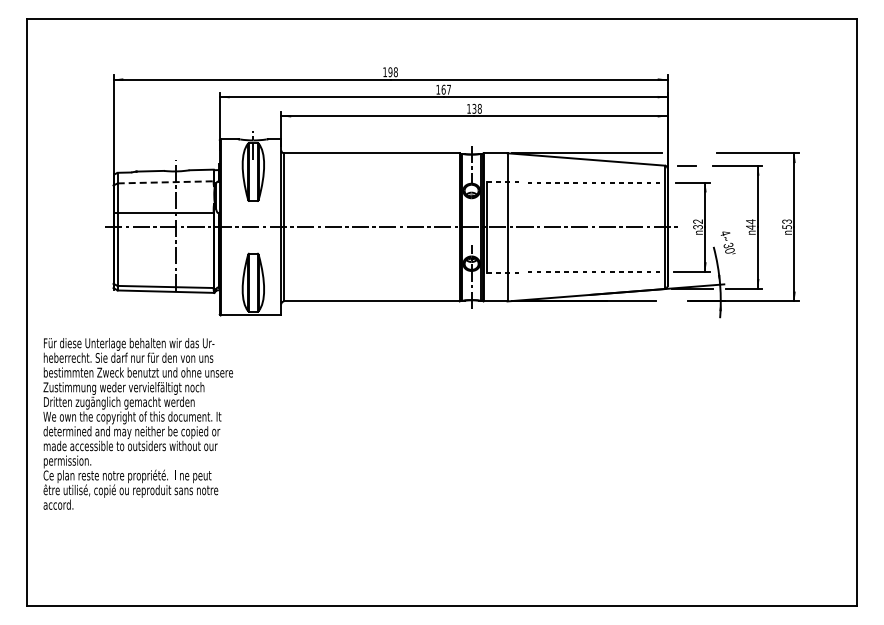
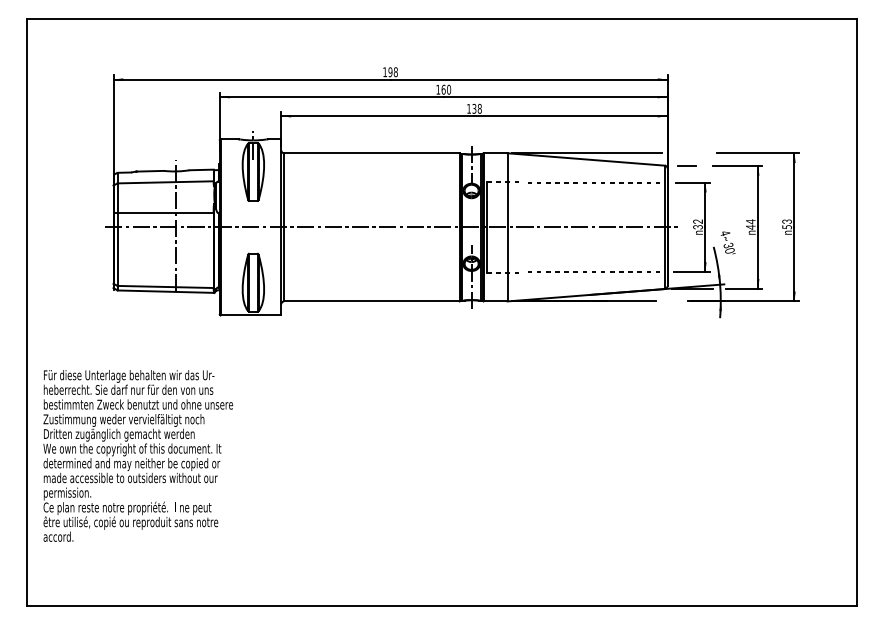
text: 167 -> 160 (449, 89)
line: dashed -> solid (165, 182)
text position: (138, 423) -> (138, 455) (138, 455)
